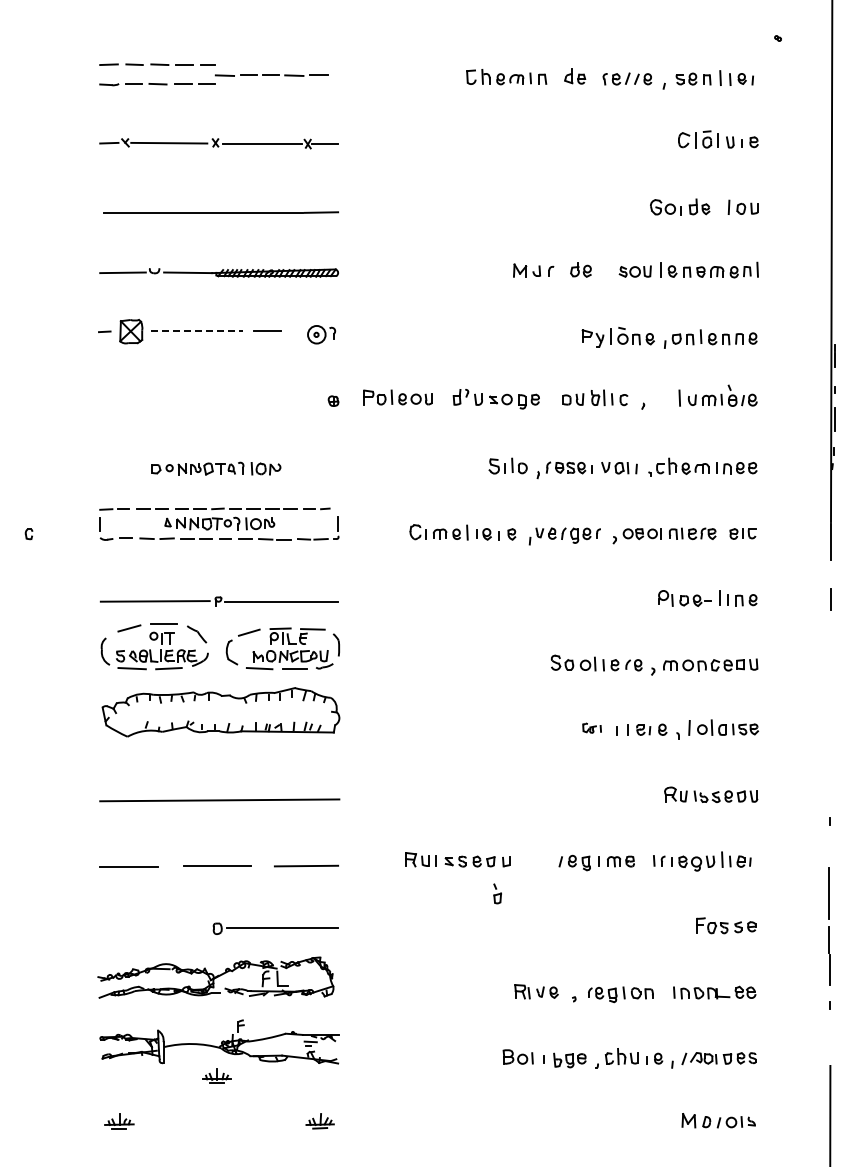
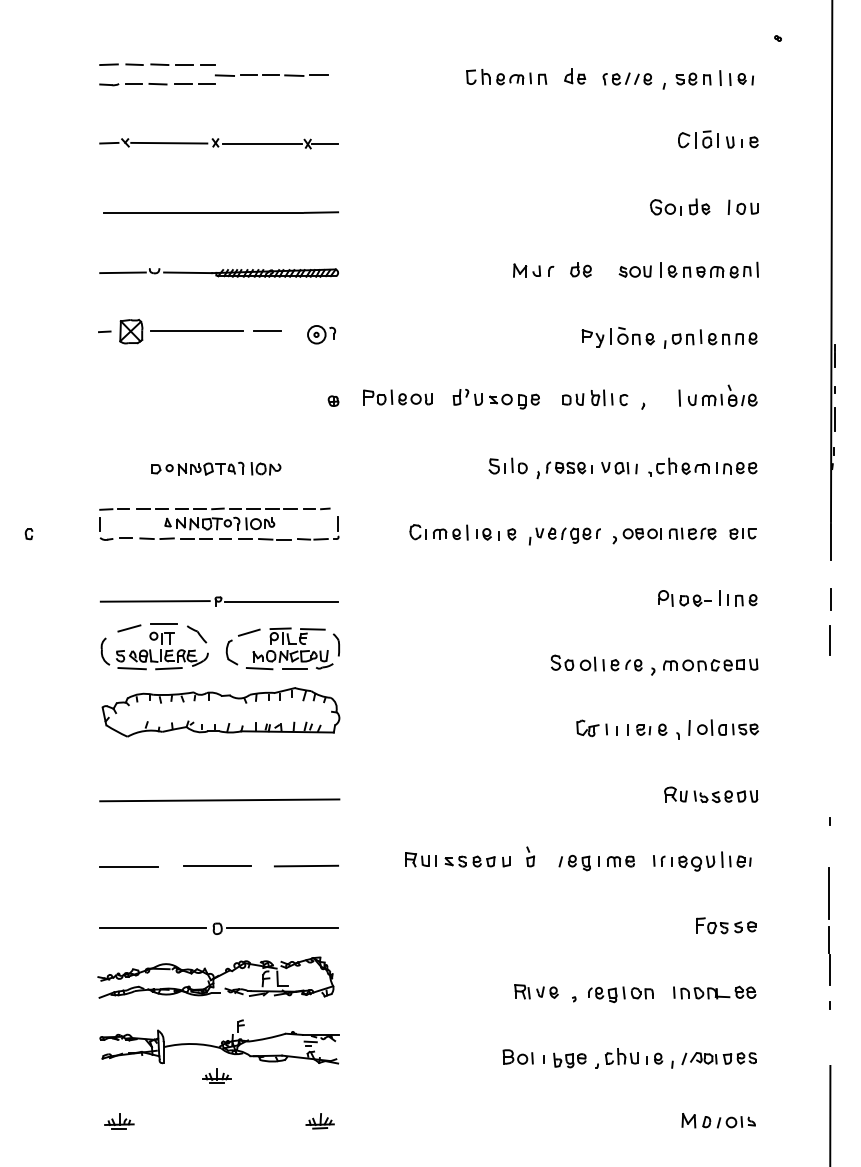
line: dashed -> solid (197, 330)
line: none -> present (830, 640)
part size: 20x12 px -> 32x18 px (591, 727)
part position: (497, 893) -> (530, 856) (530, 856)
line: none -> present (152, 928)
